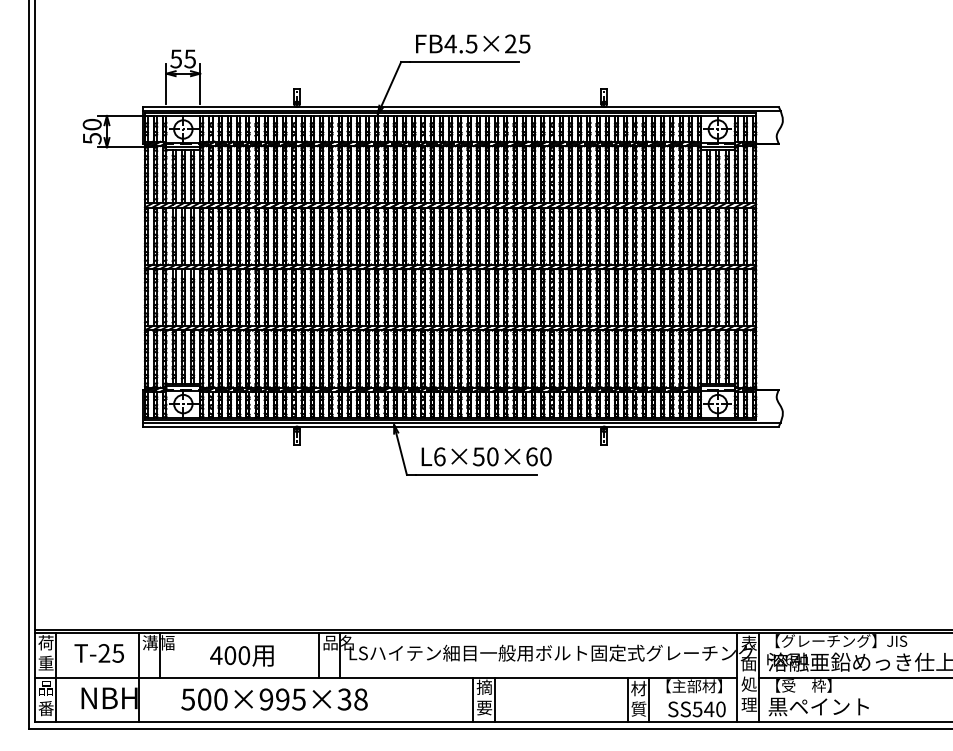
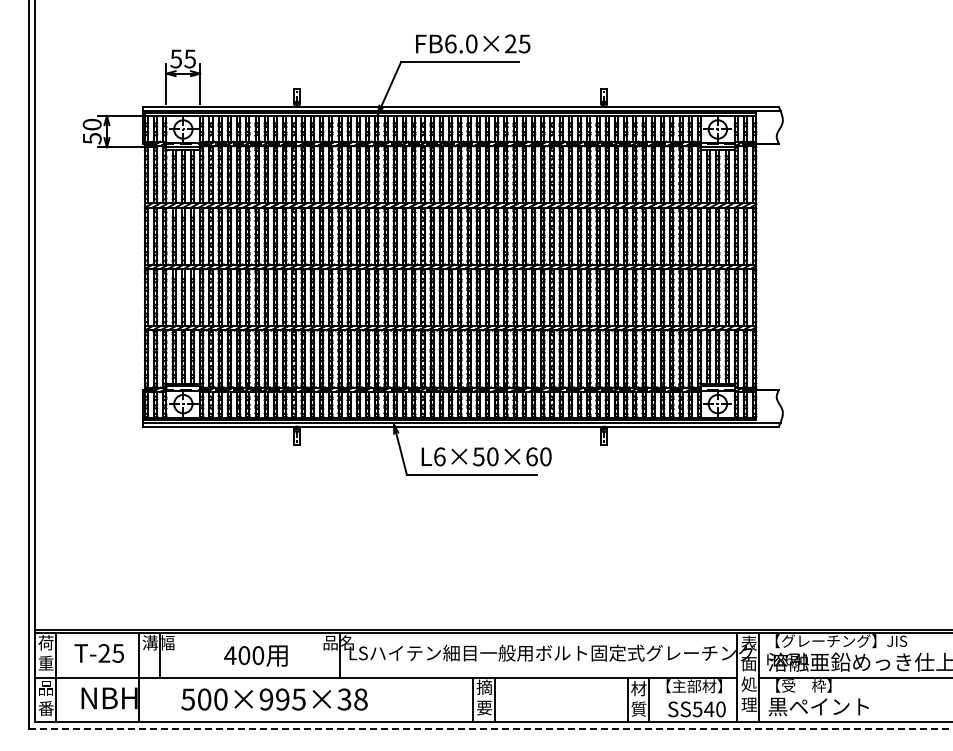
text: FB4.5×25 -> FB6.0×25 (460, 43)
text position: (241, 655) -> (255, 655) (255, 655)
line: present -> none (318, 655)
line: solid -> dashed (490, 728)
